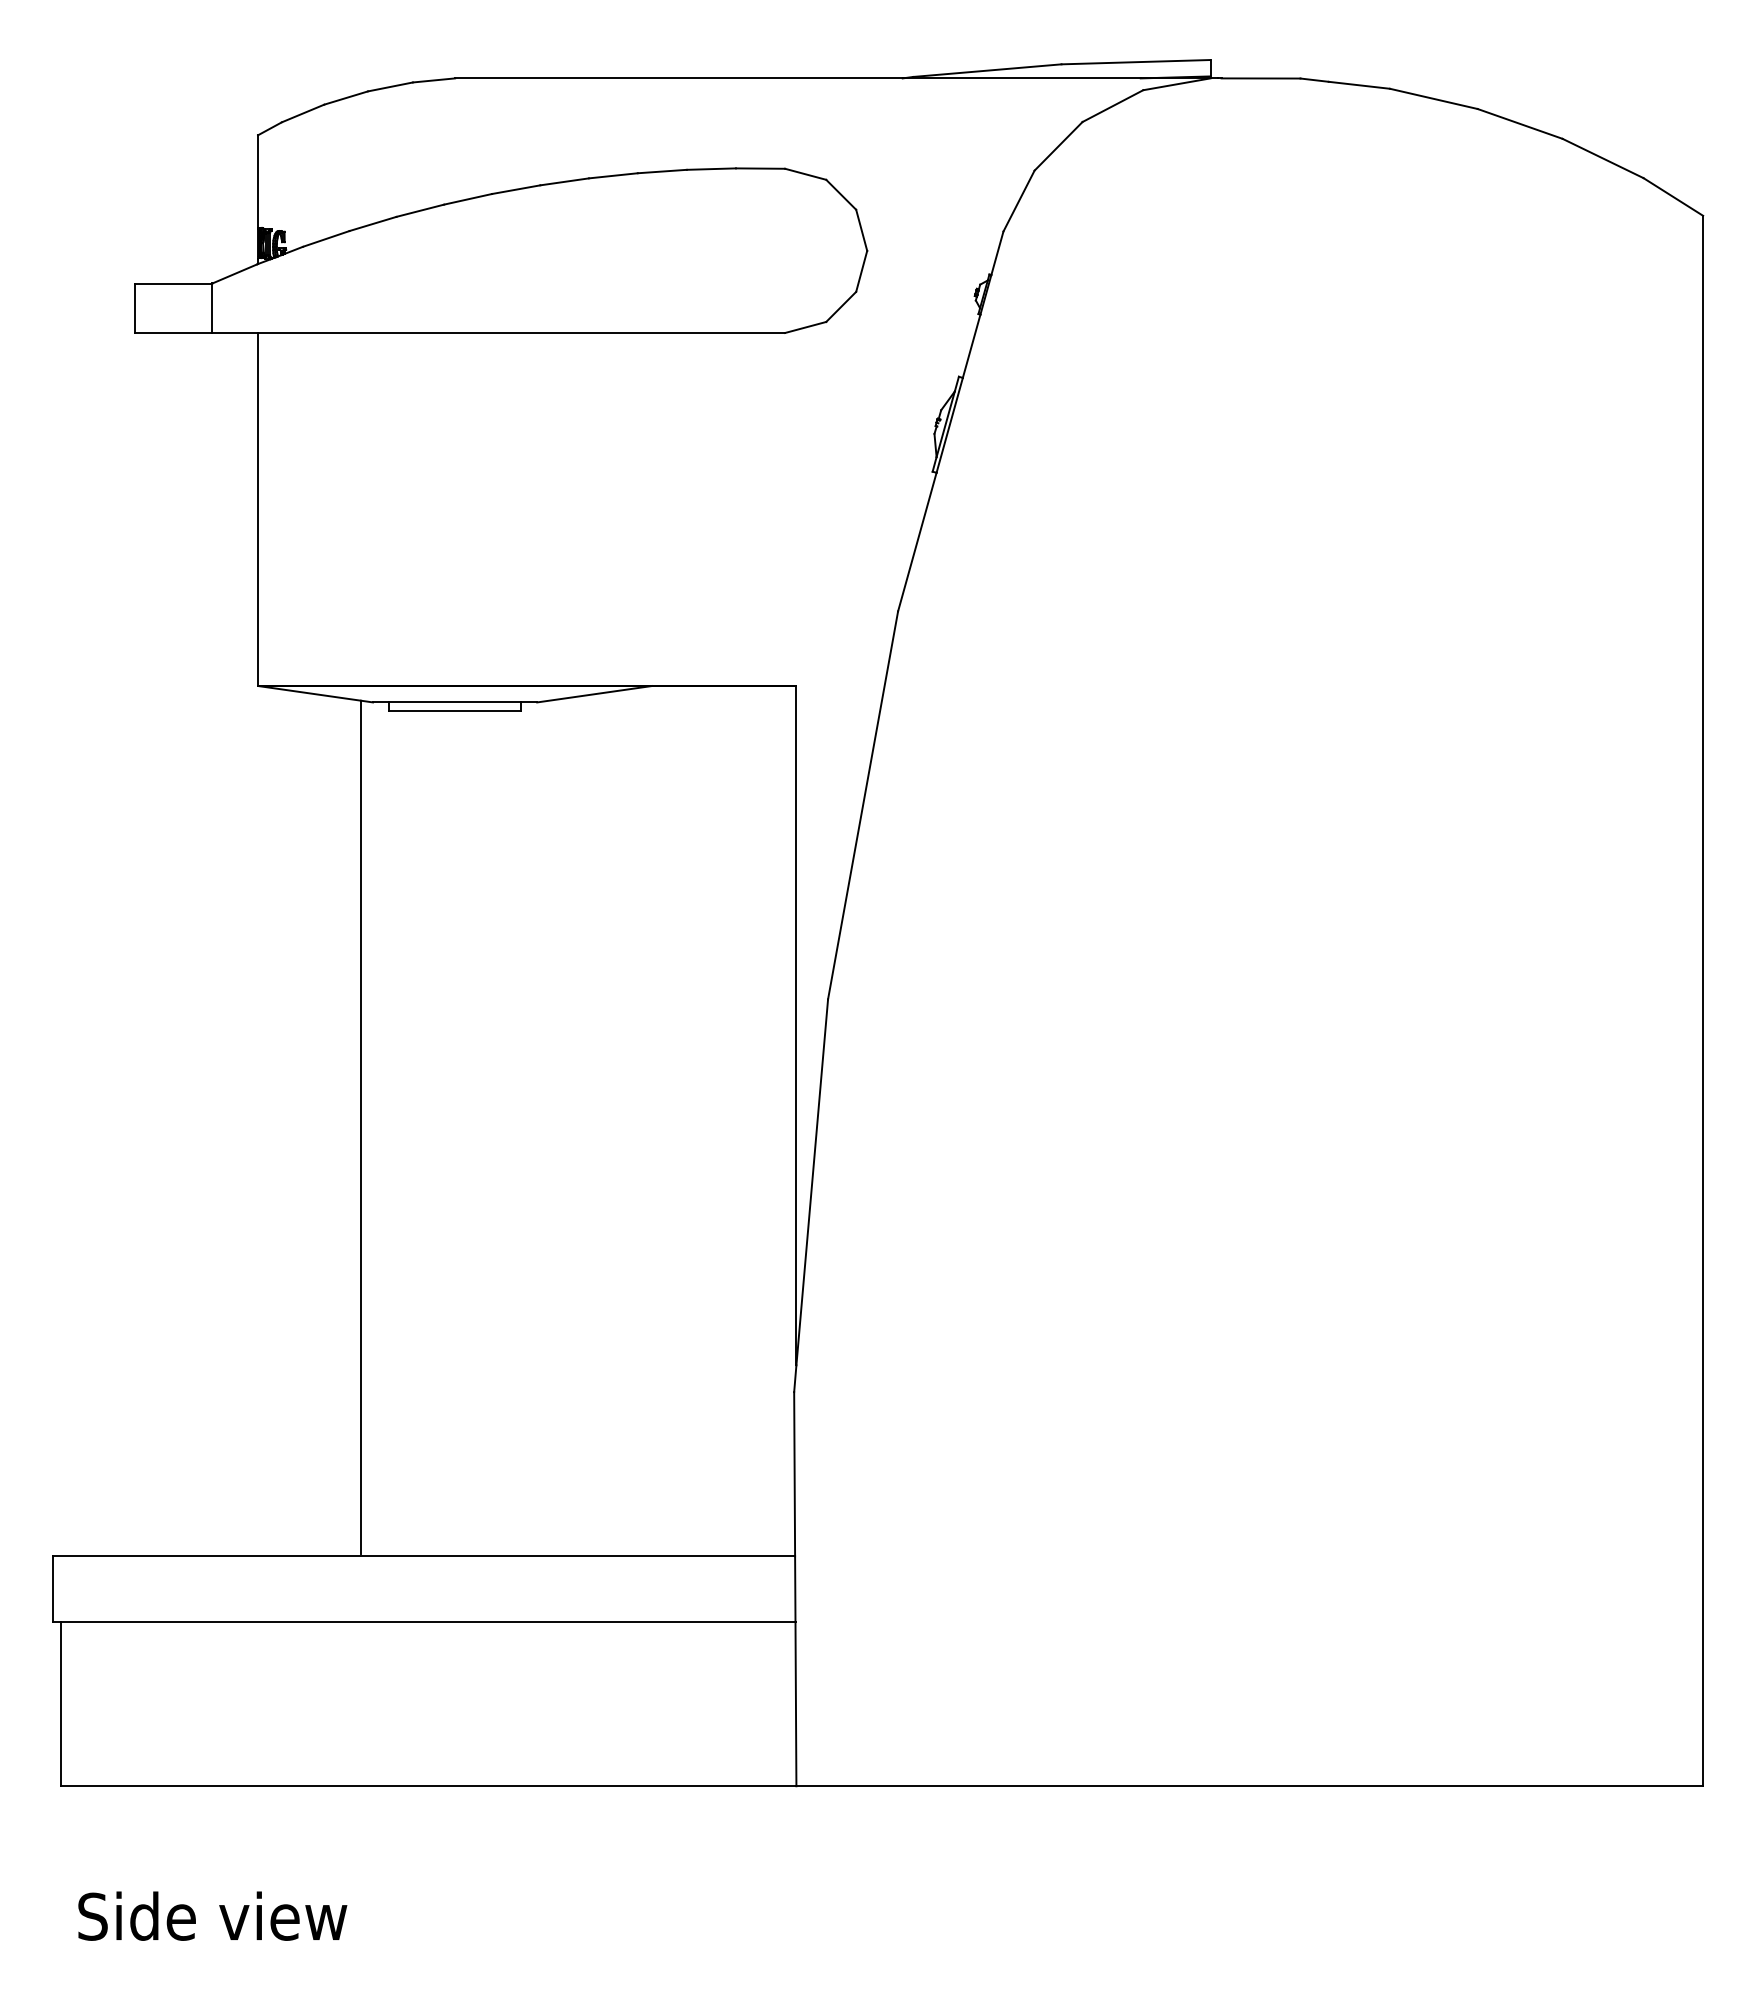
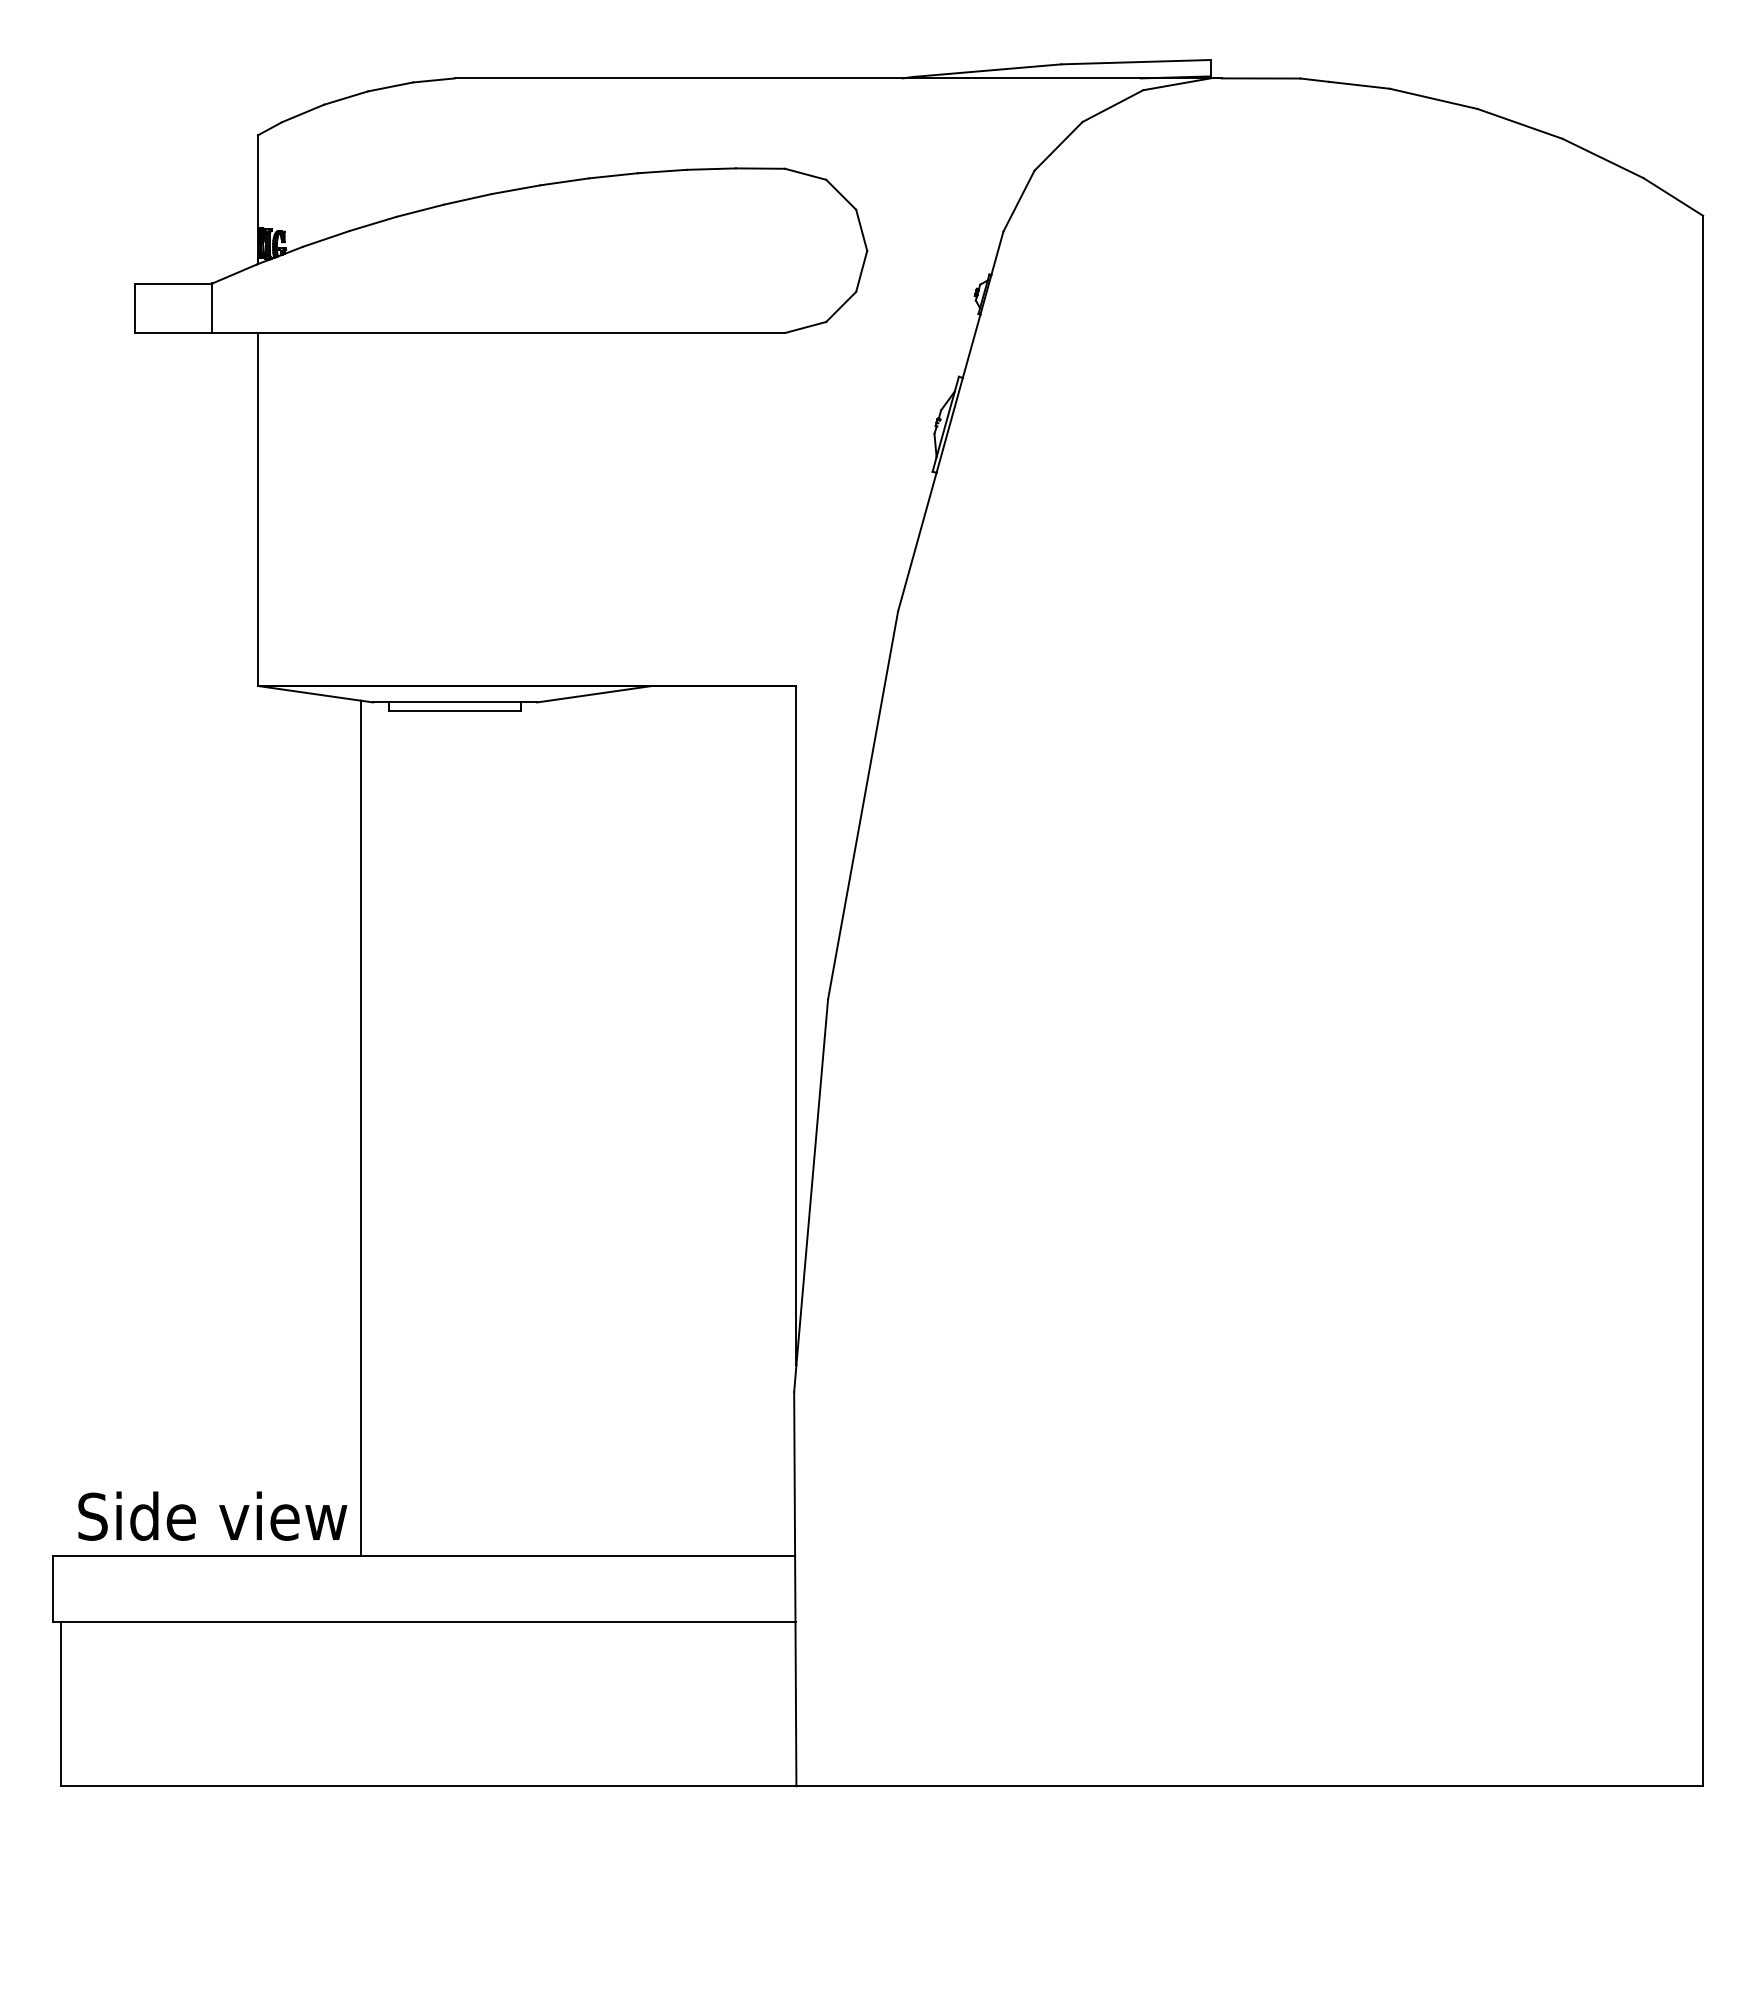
text position: (212, 1915) -> (212, 1515) (212, 1515)
